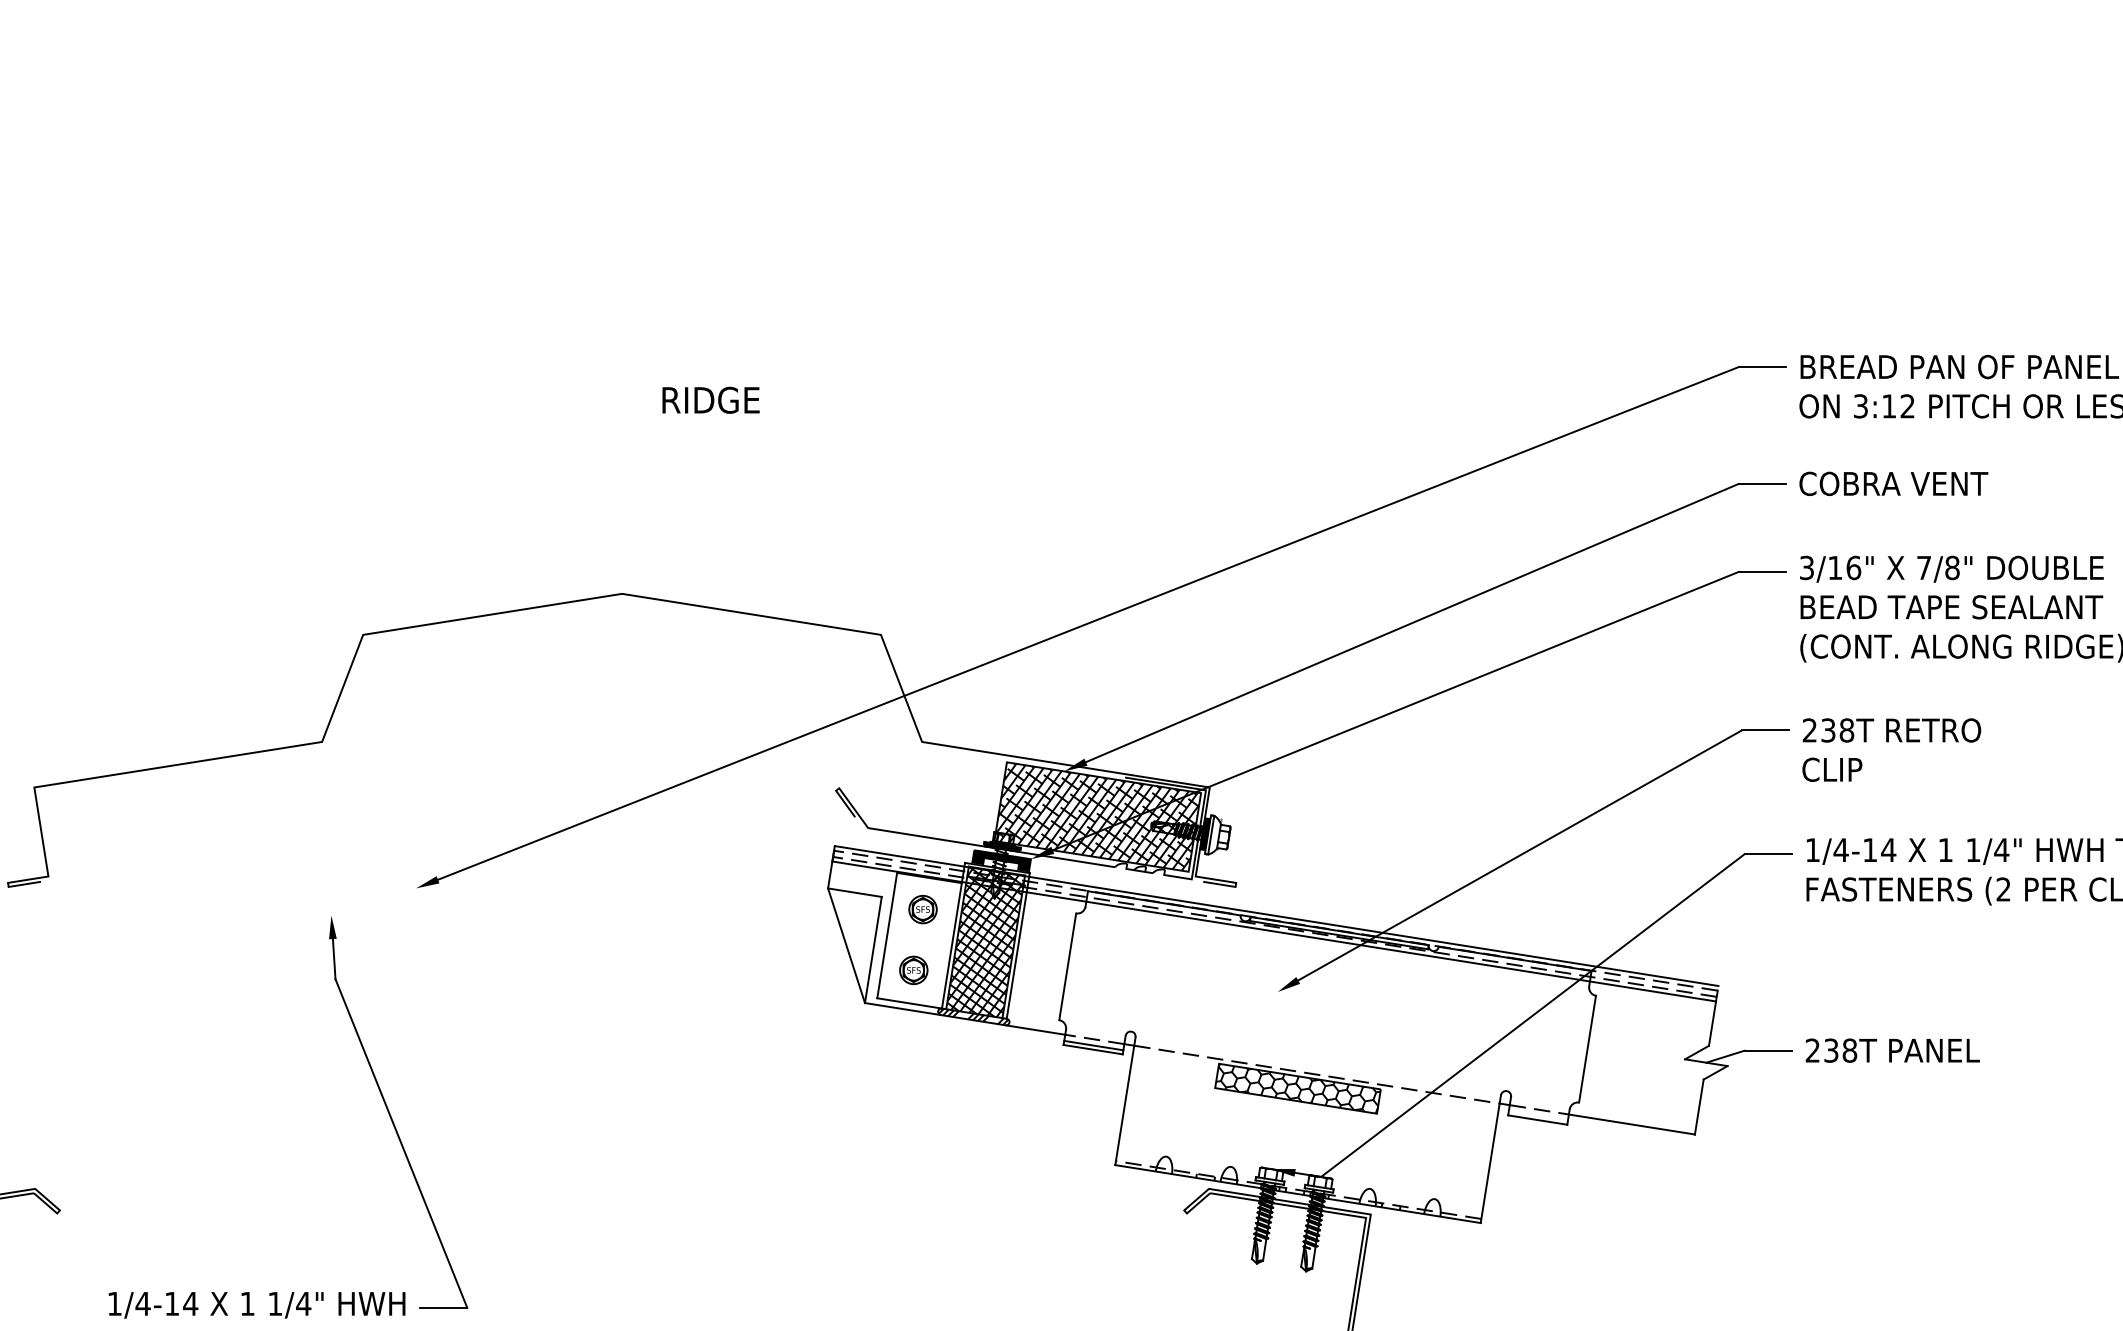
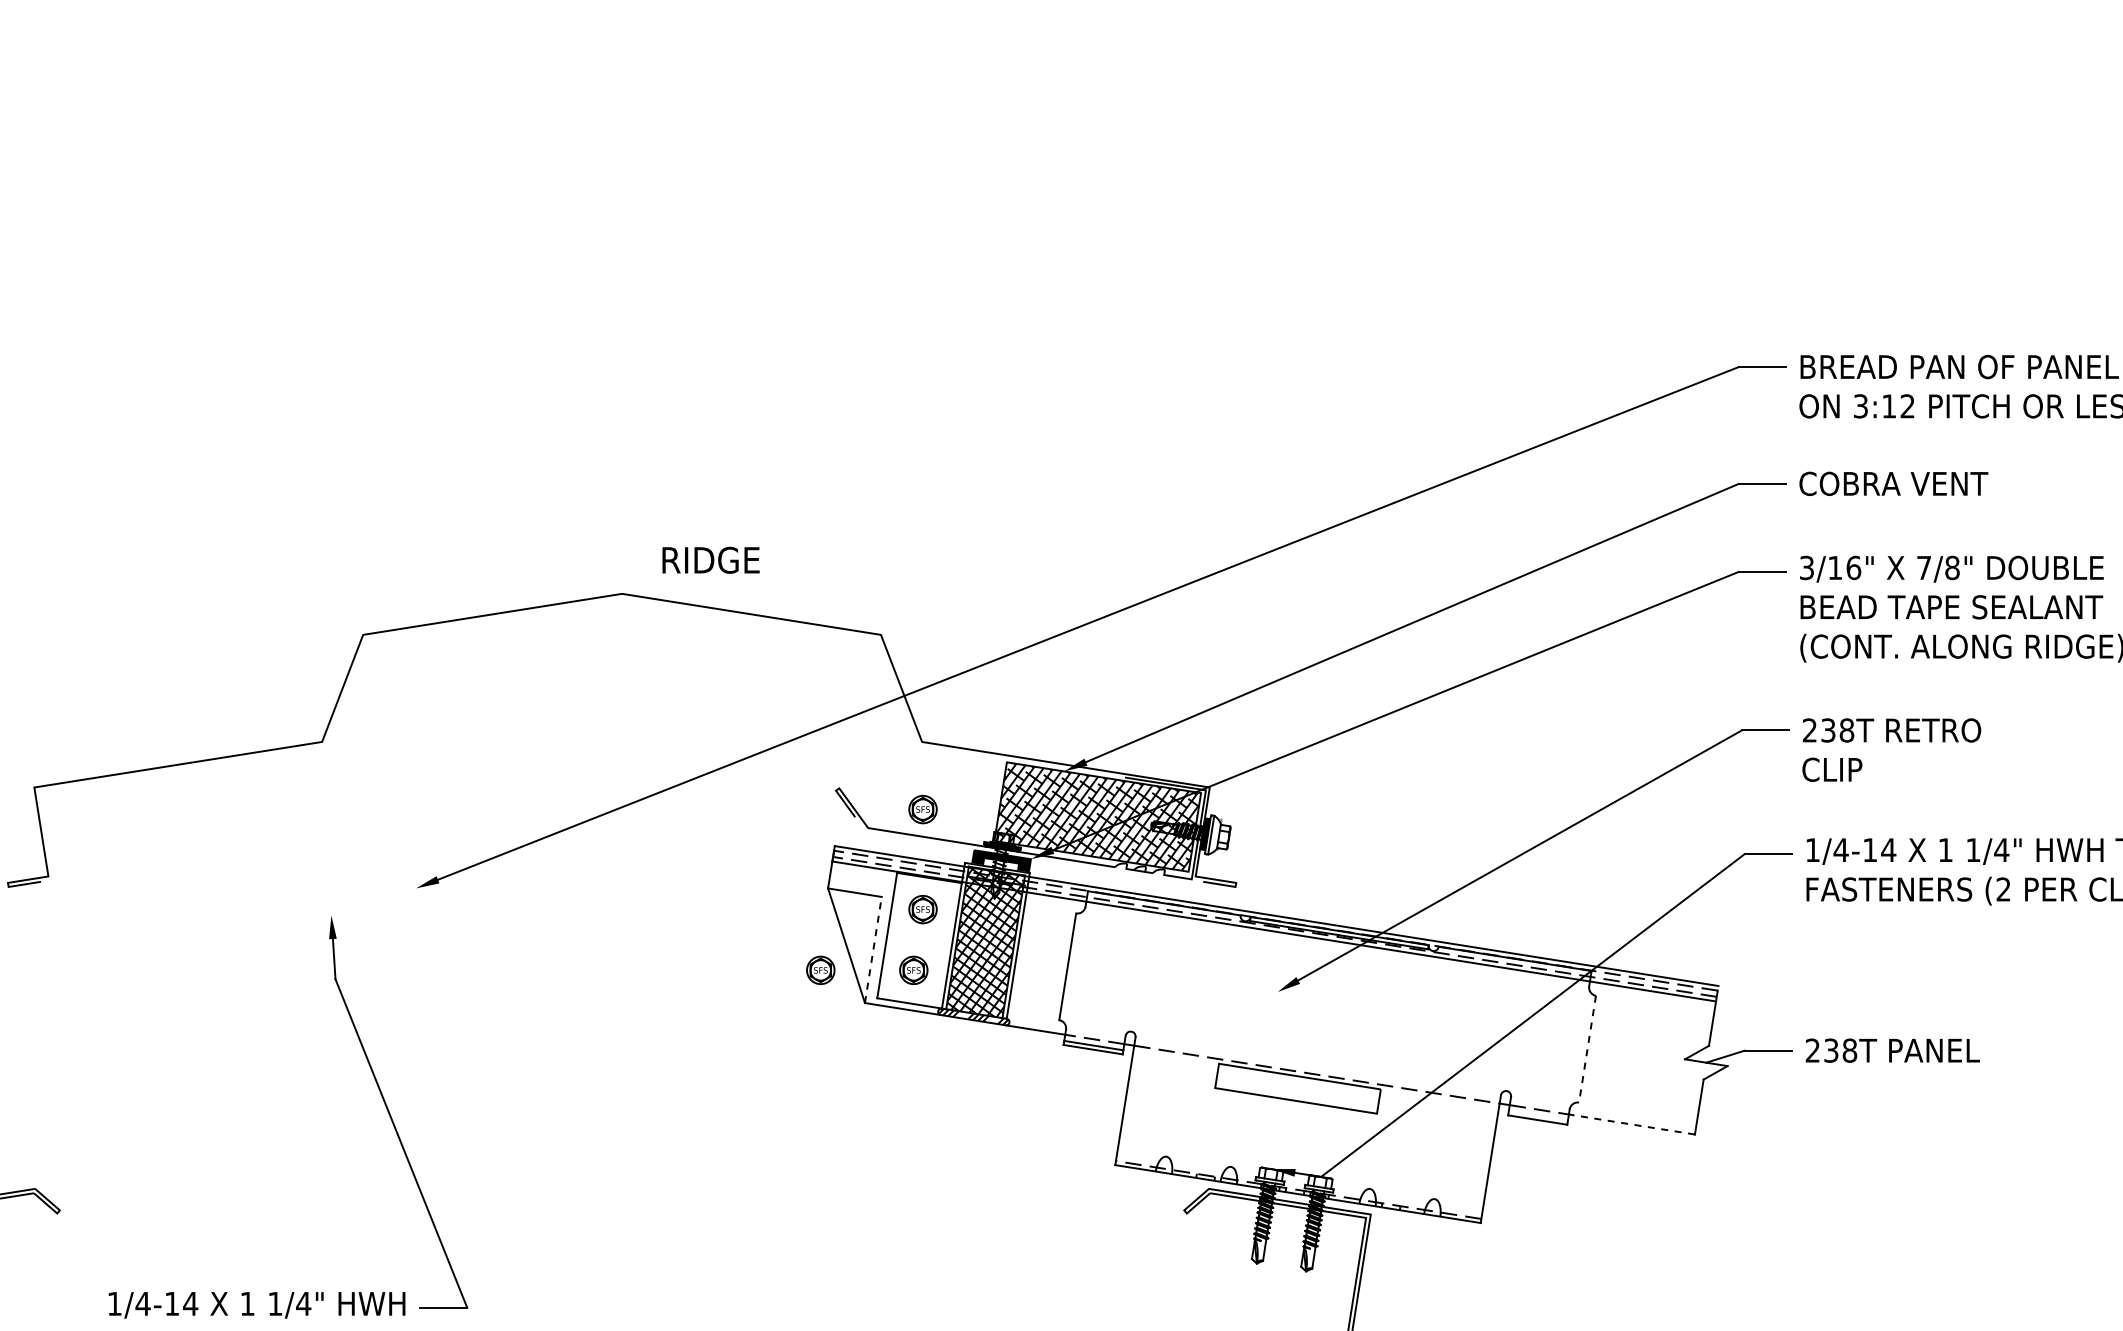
text position: (710, 399) -> (710, 559) (710, 559)
part: none -> present (922, 809)
line: solid -> dashed (873, 950)
part: none -> present (820, 970)
line: solid -> dashed (1587, 1049)
hatch: present -> none (1298, 1088)
line: solid -> dashed (1631, 1124)
